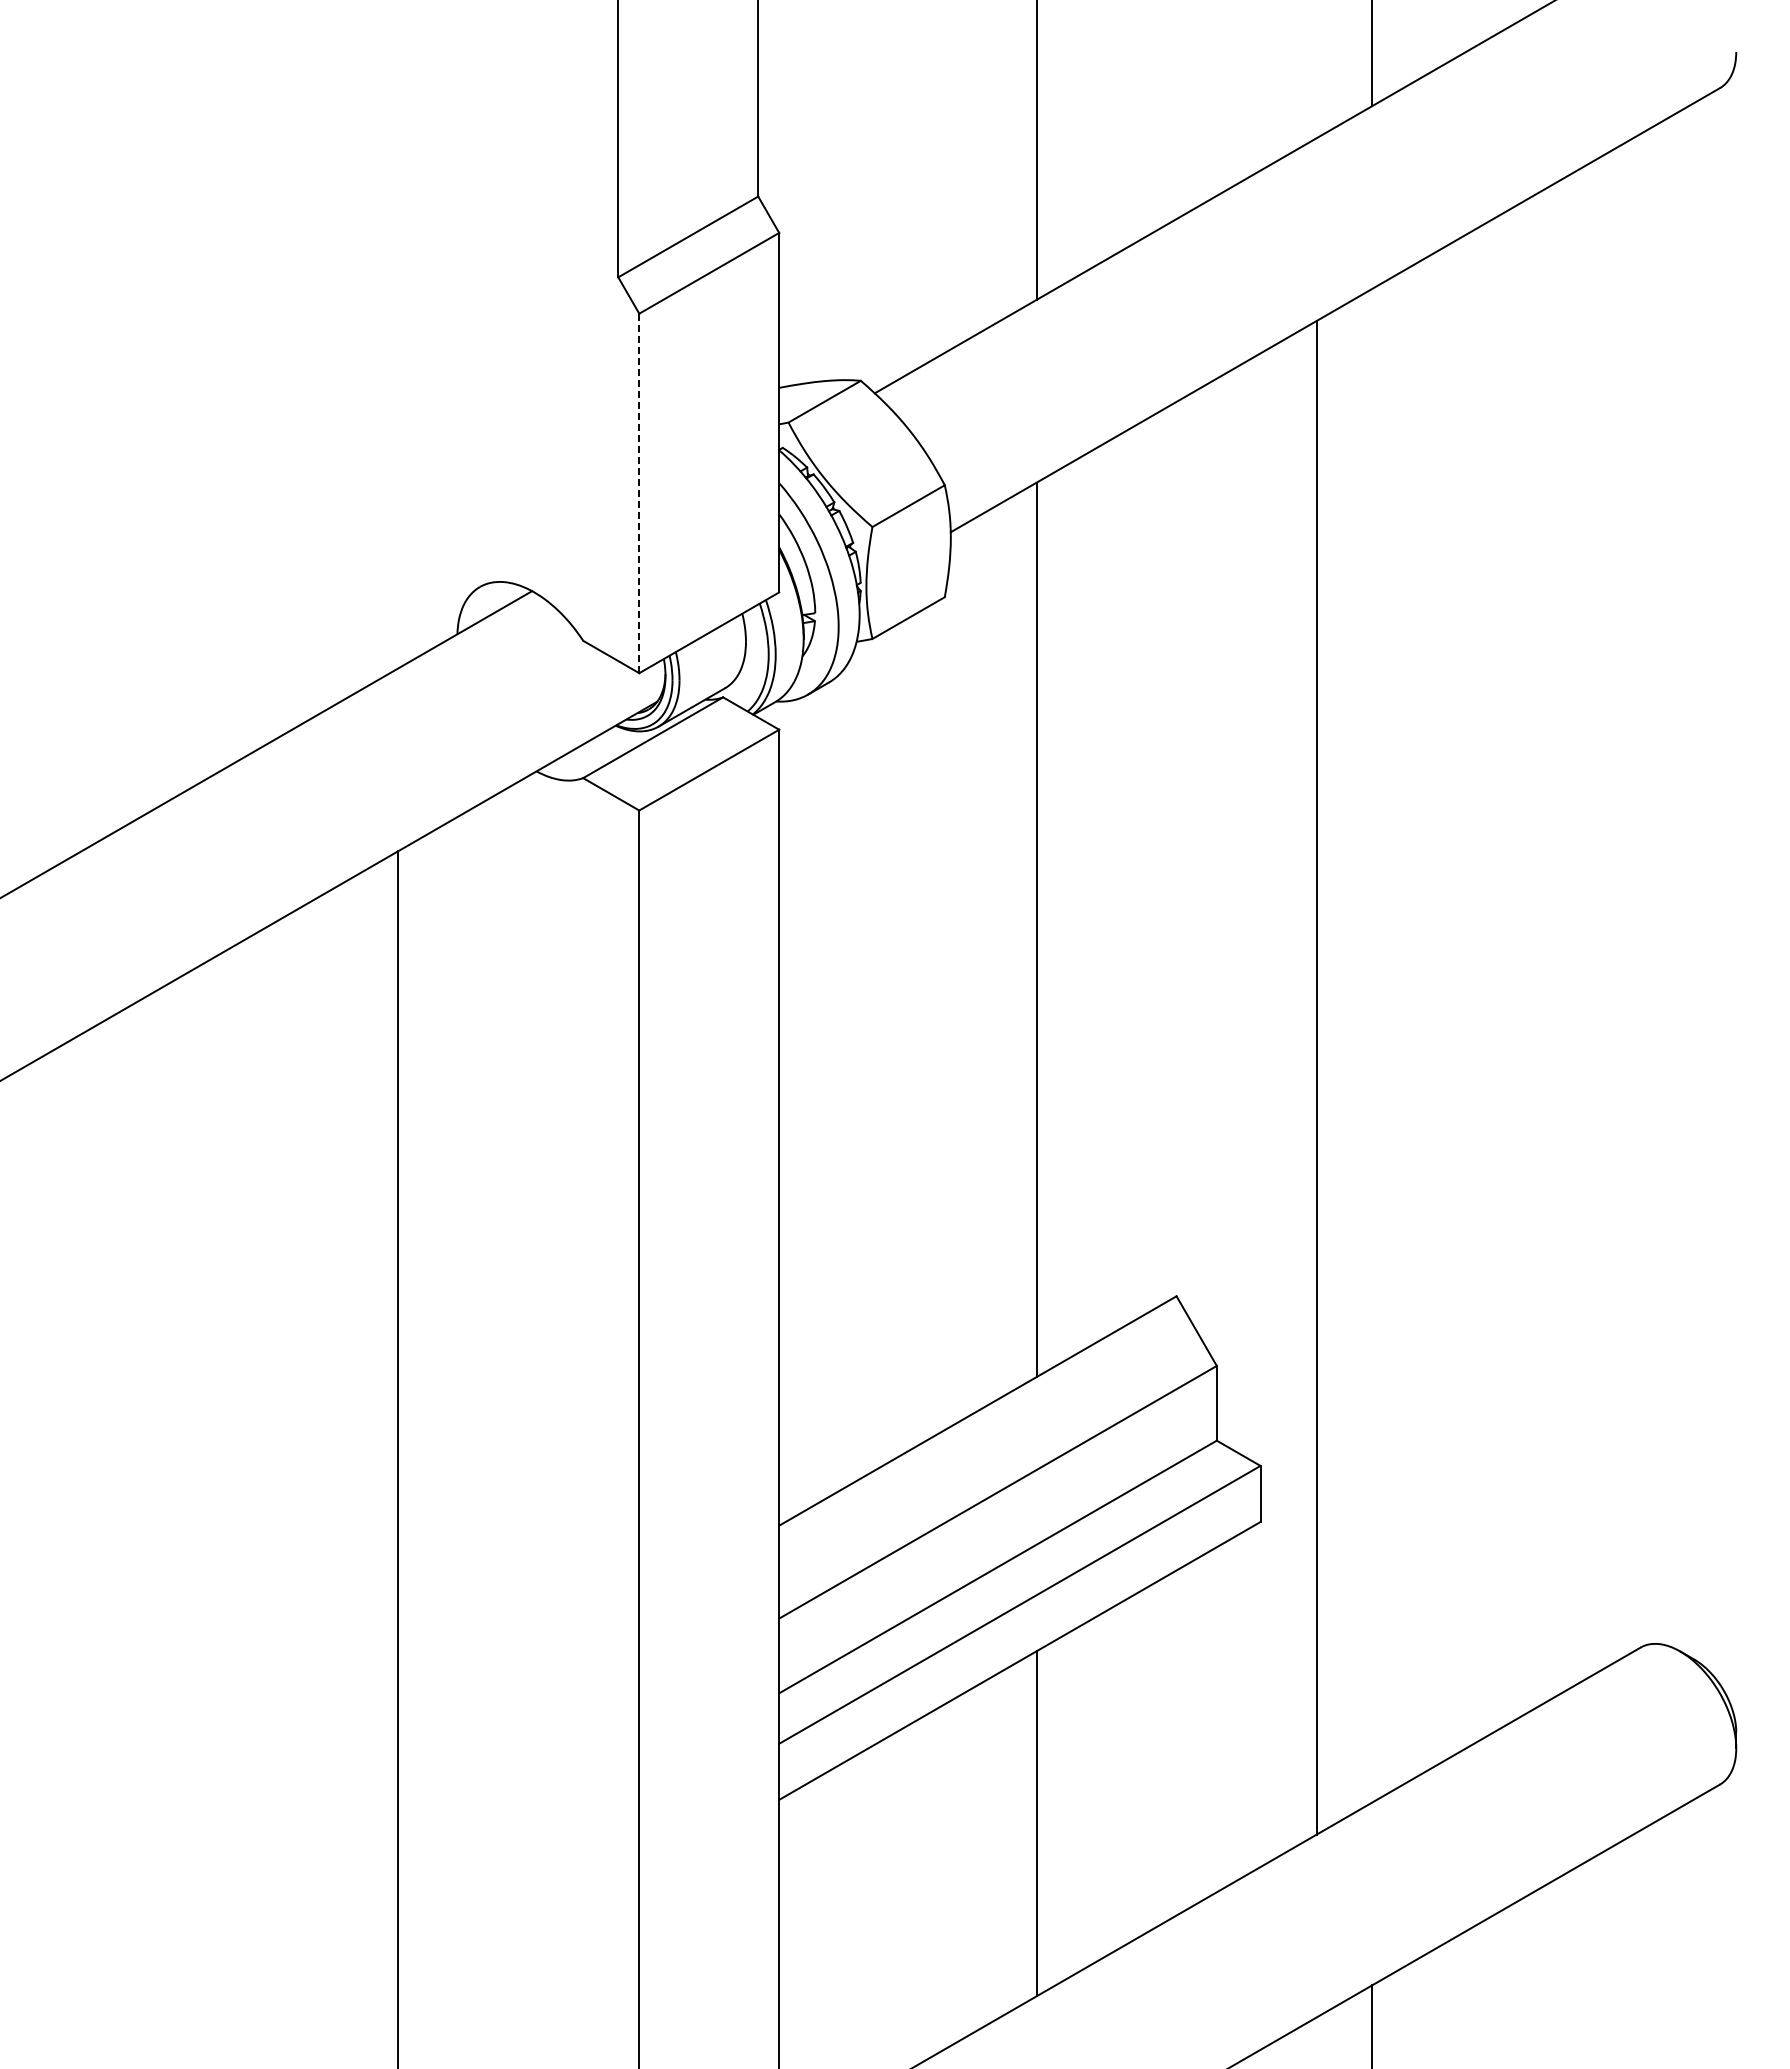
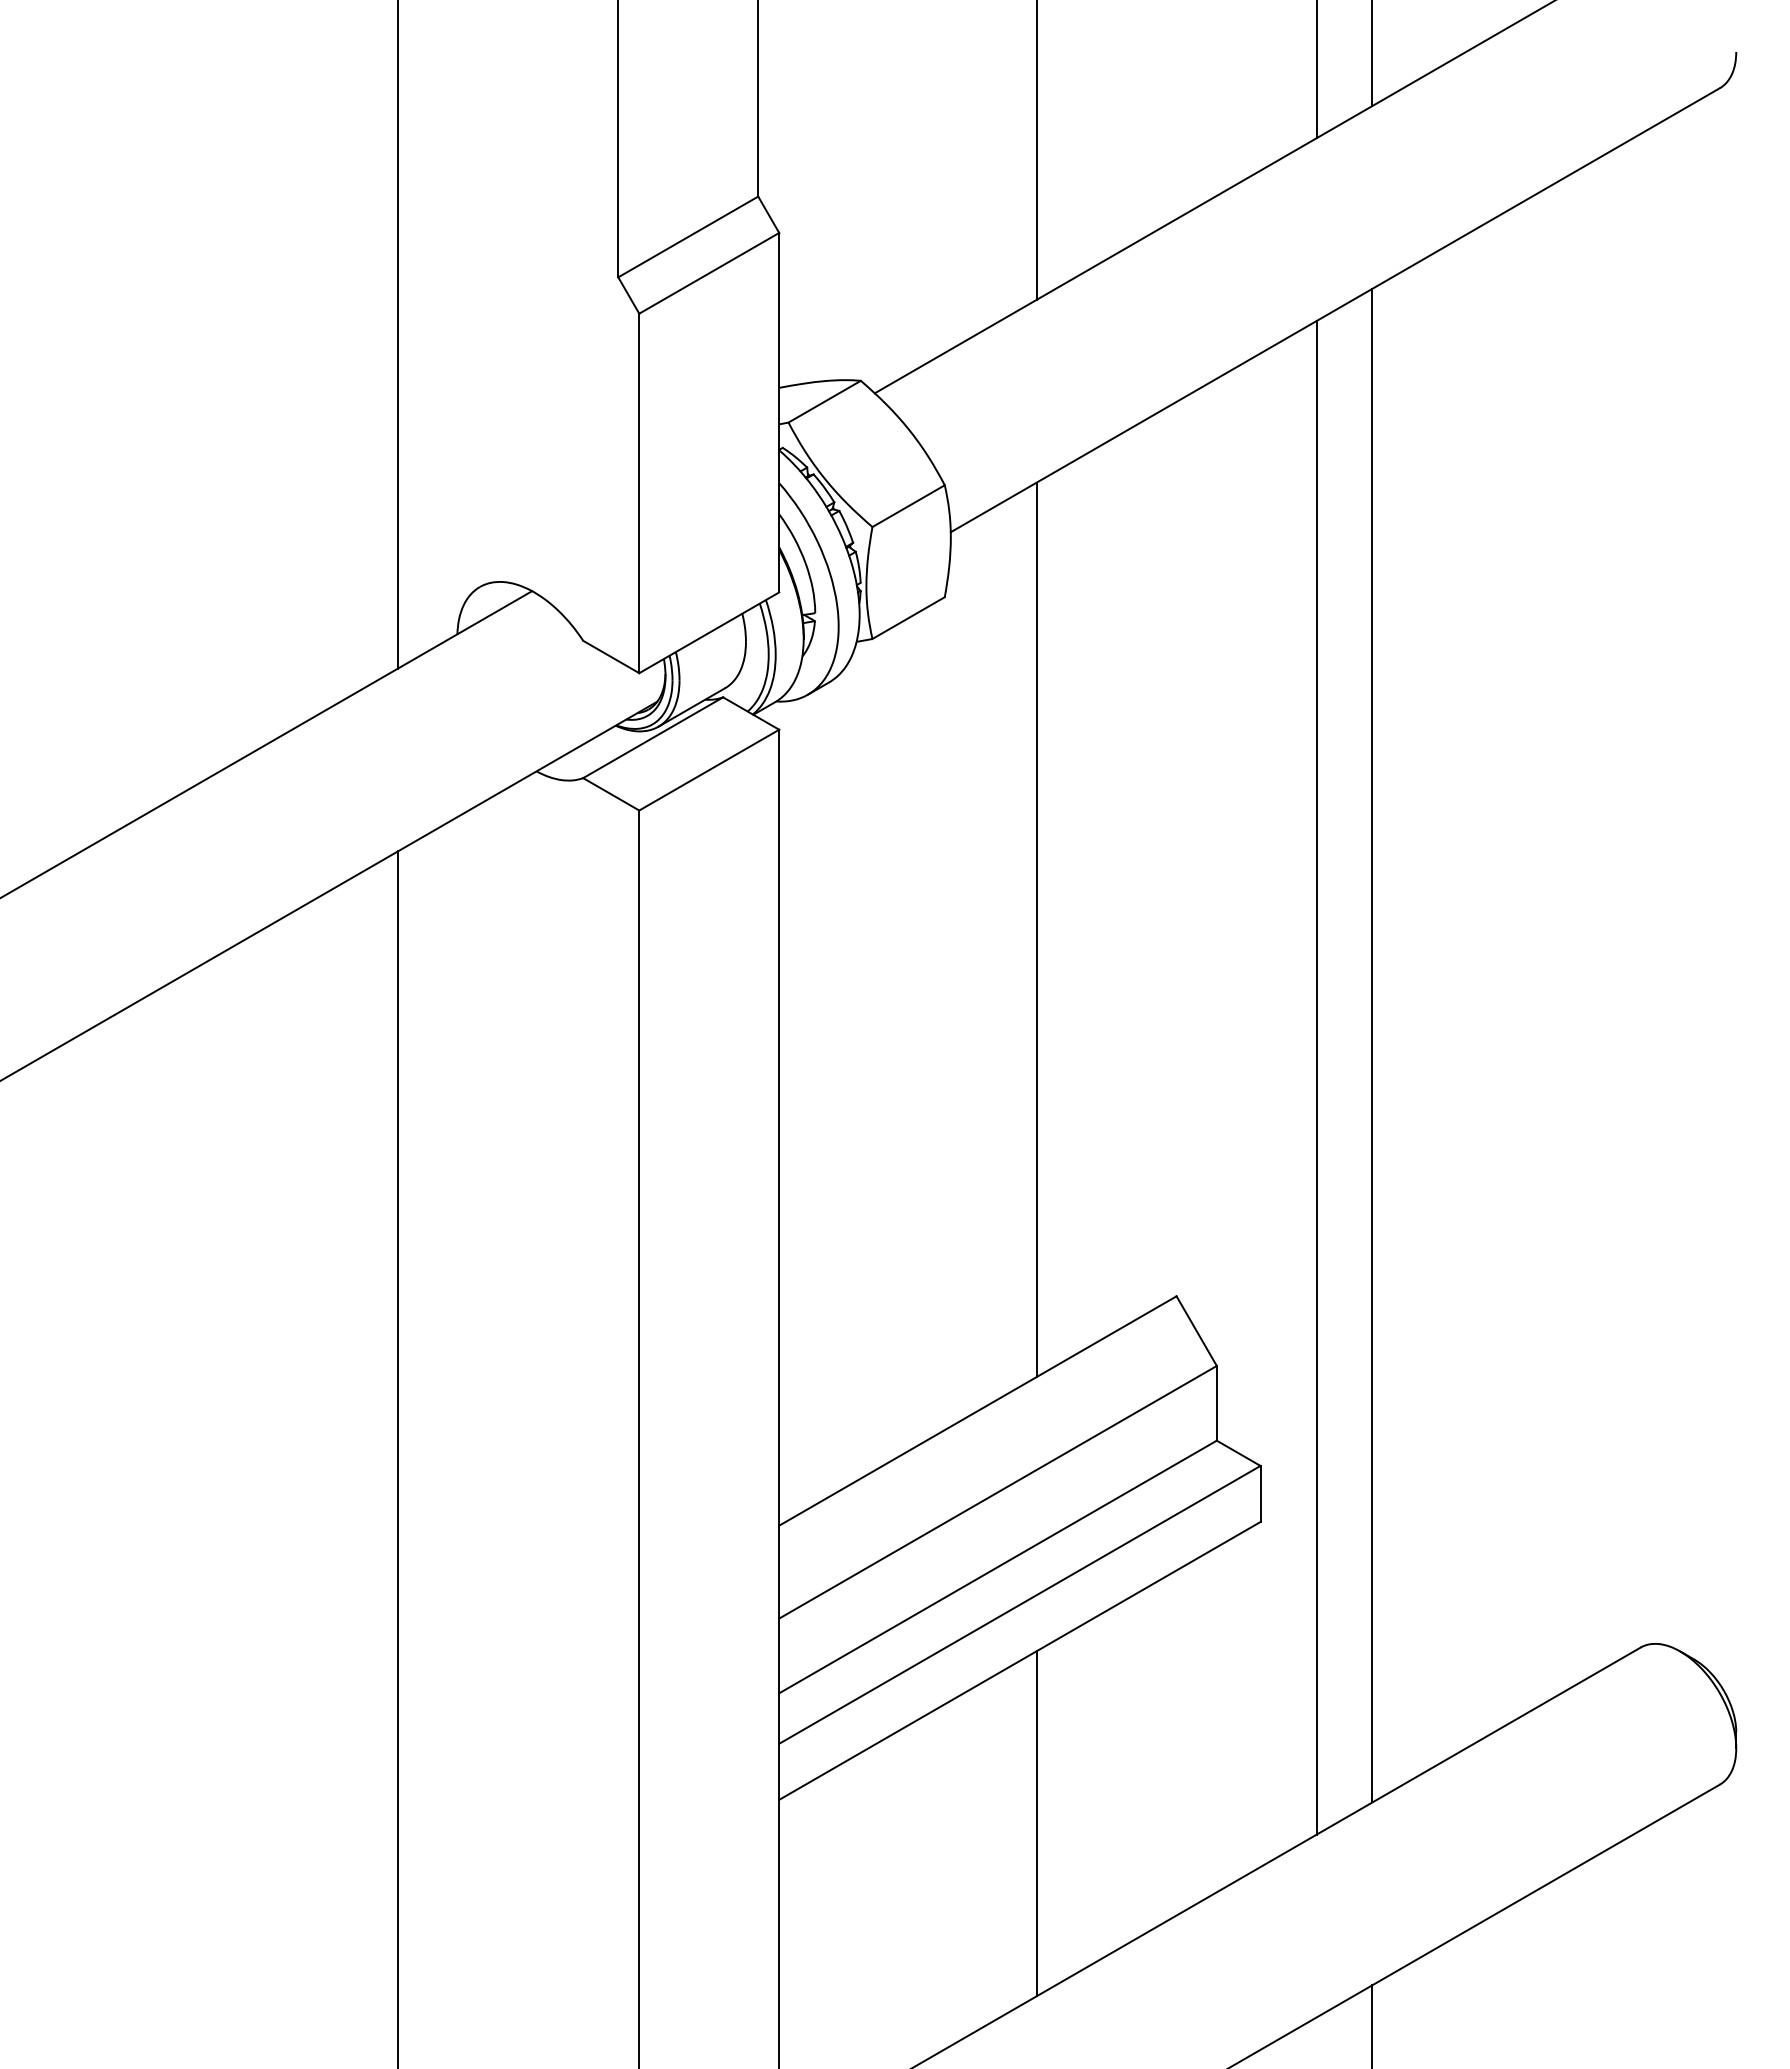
line: none -> present (1316, 70)
line: none -> present (397, 335)
line: dashed -> solid (639, 493)
line: none -> present (1372, 1045)
